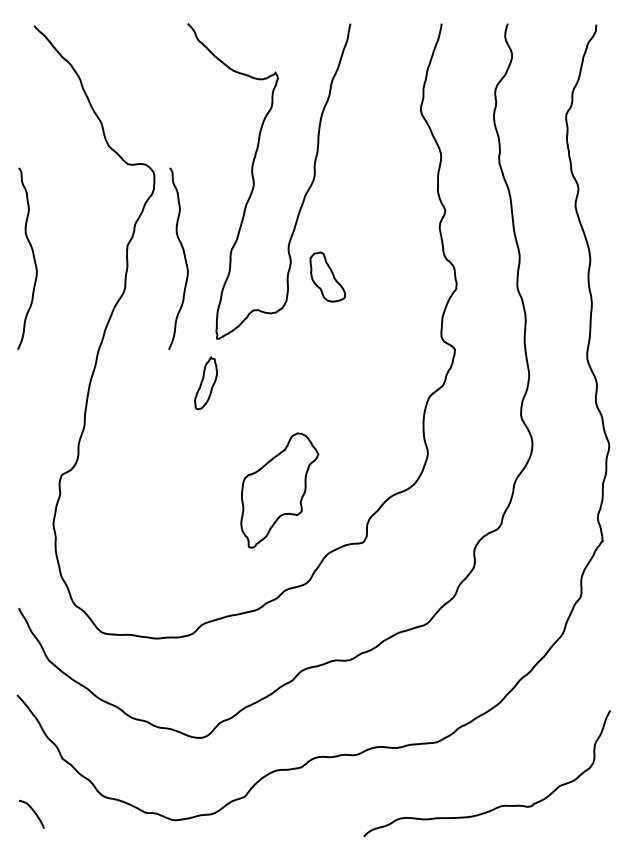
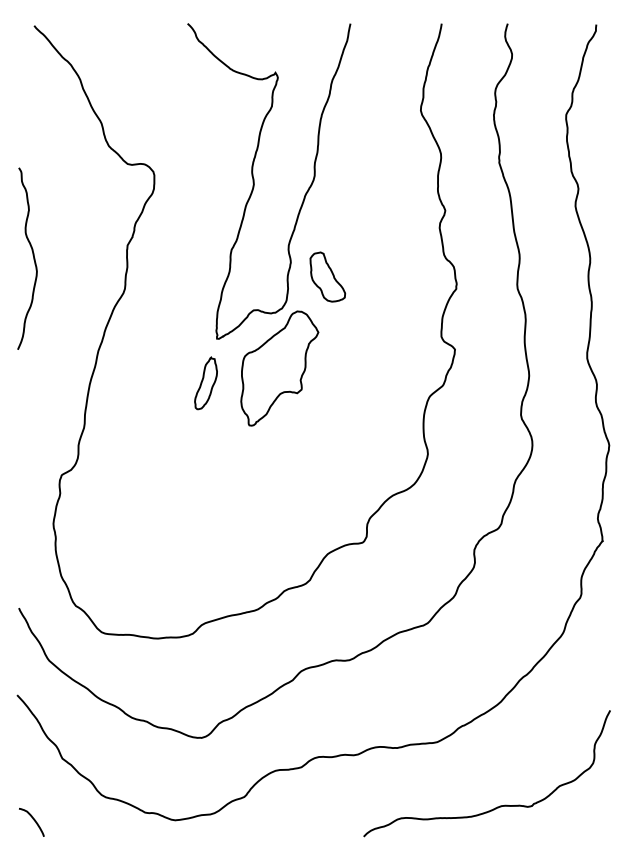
curve: present -> none (183, 255)
part position: (279, 490) -> (279, 368) (279, 368)
curve position: (32, 811) -> (32, 819) (32, 819)
